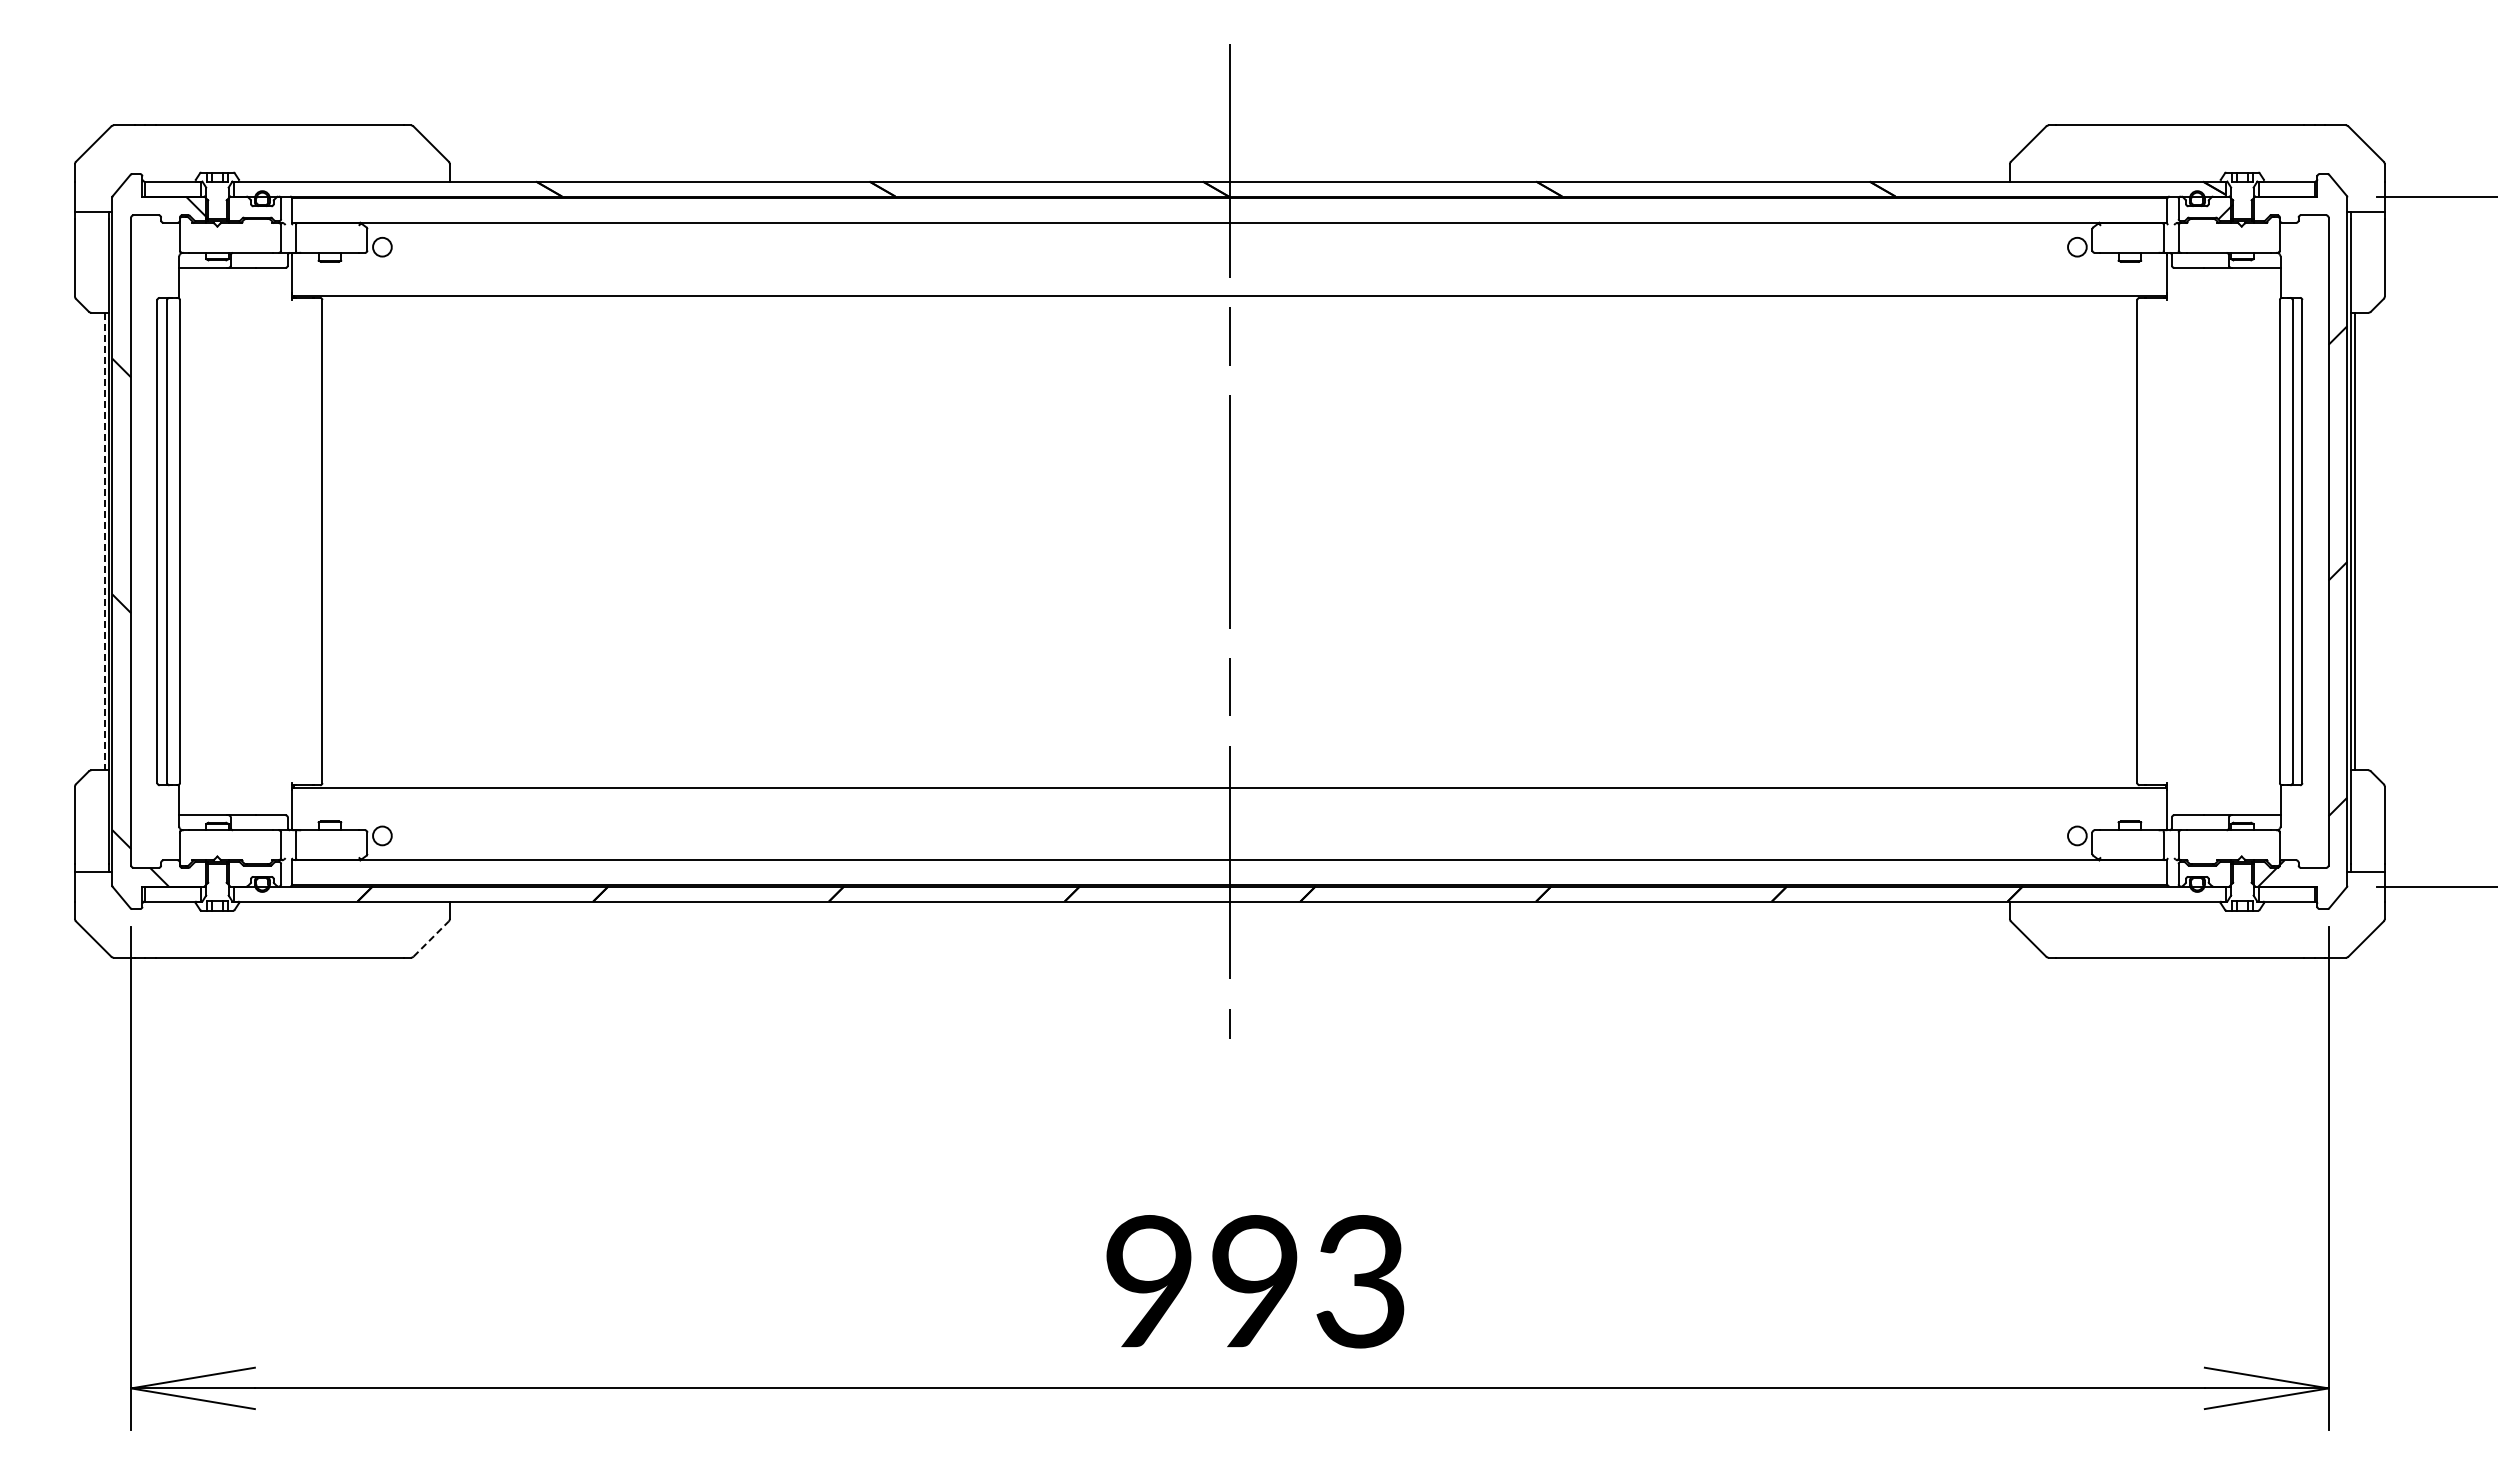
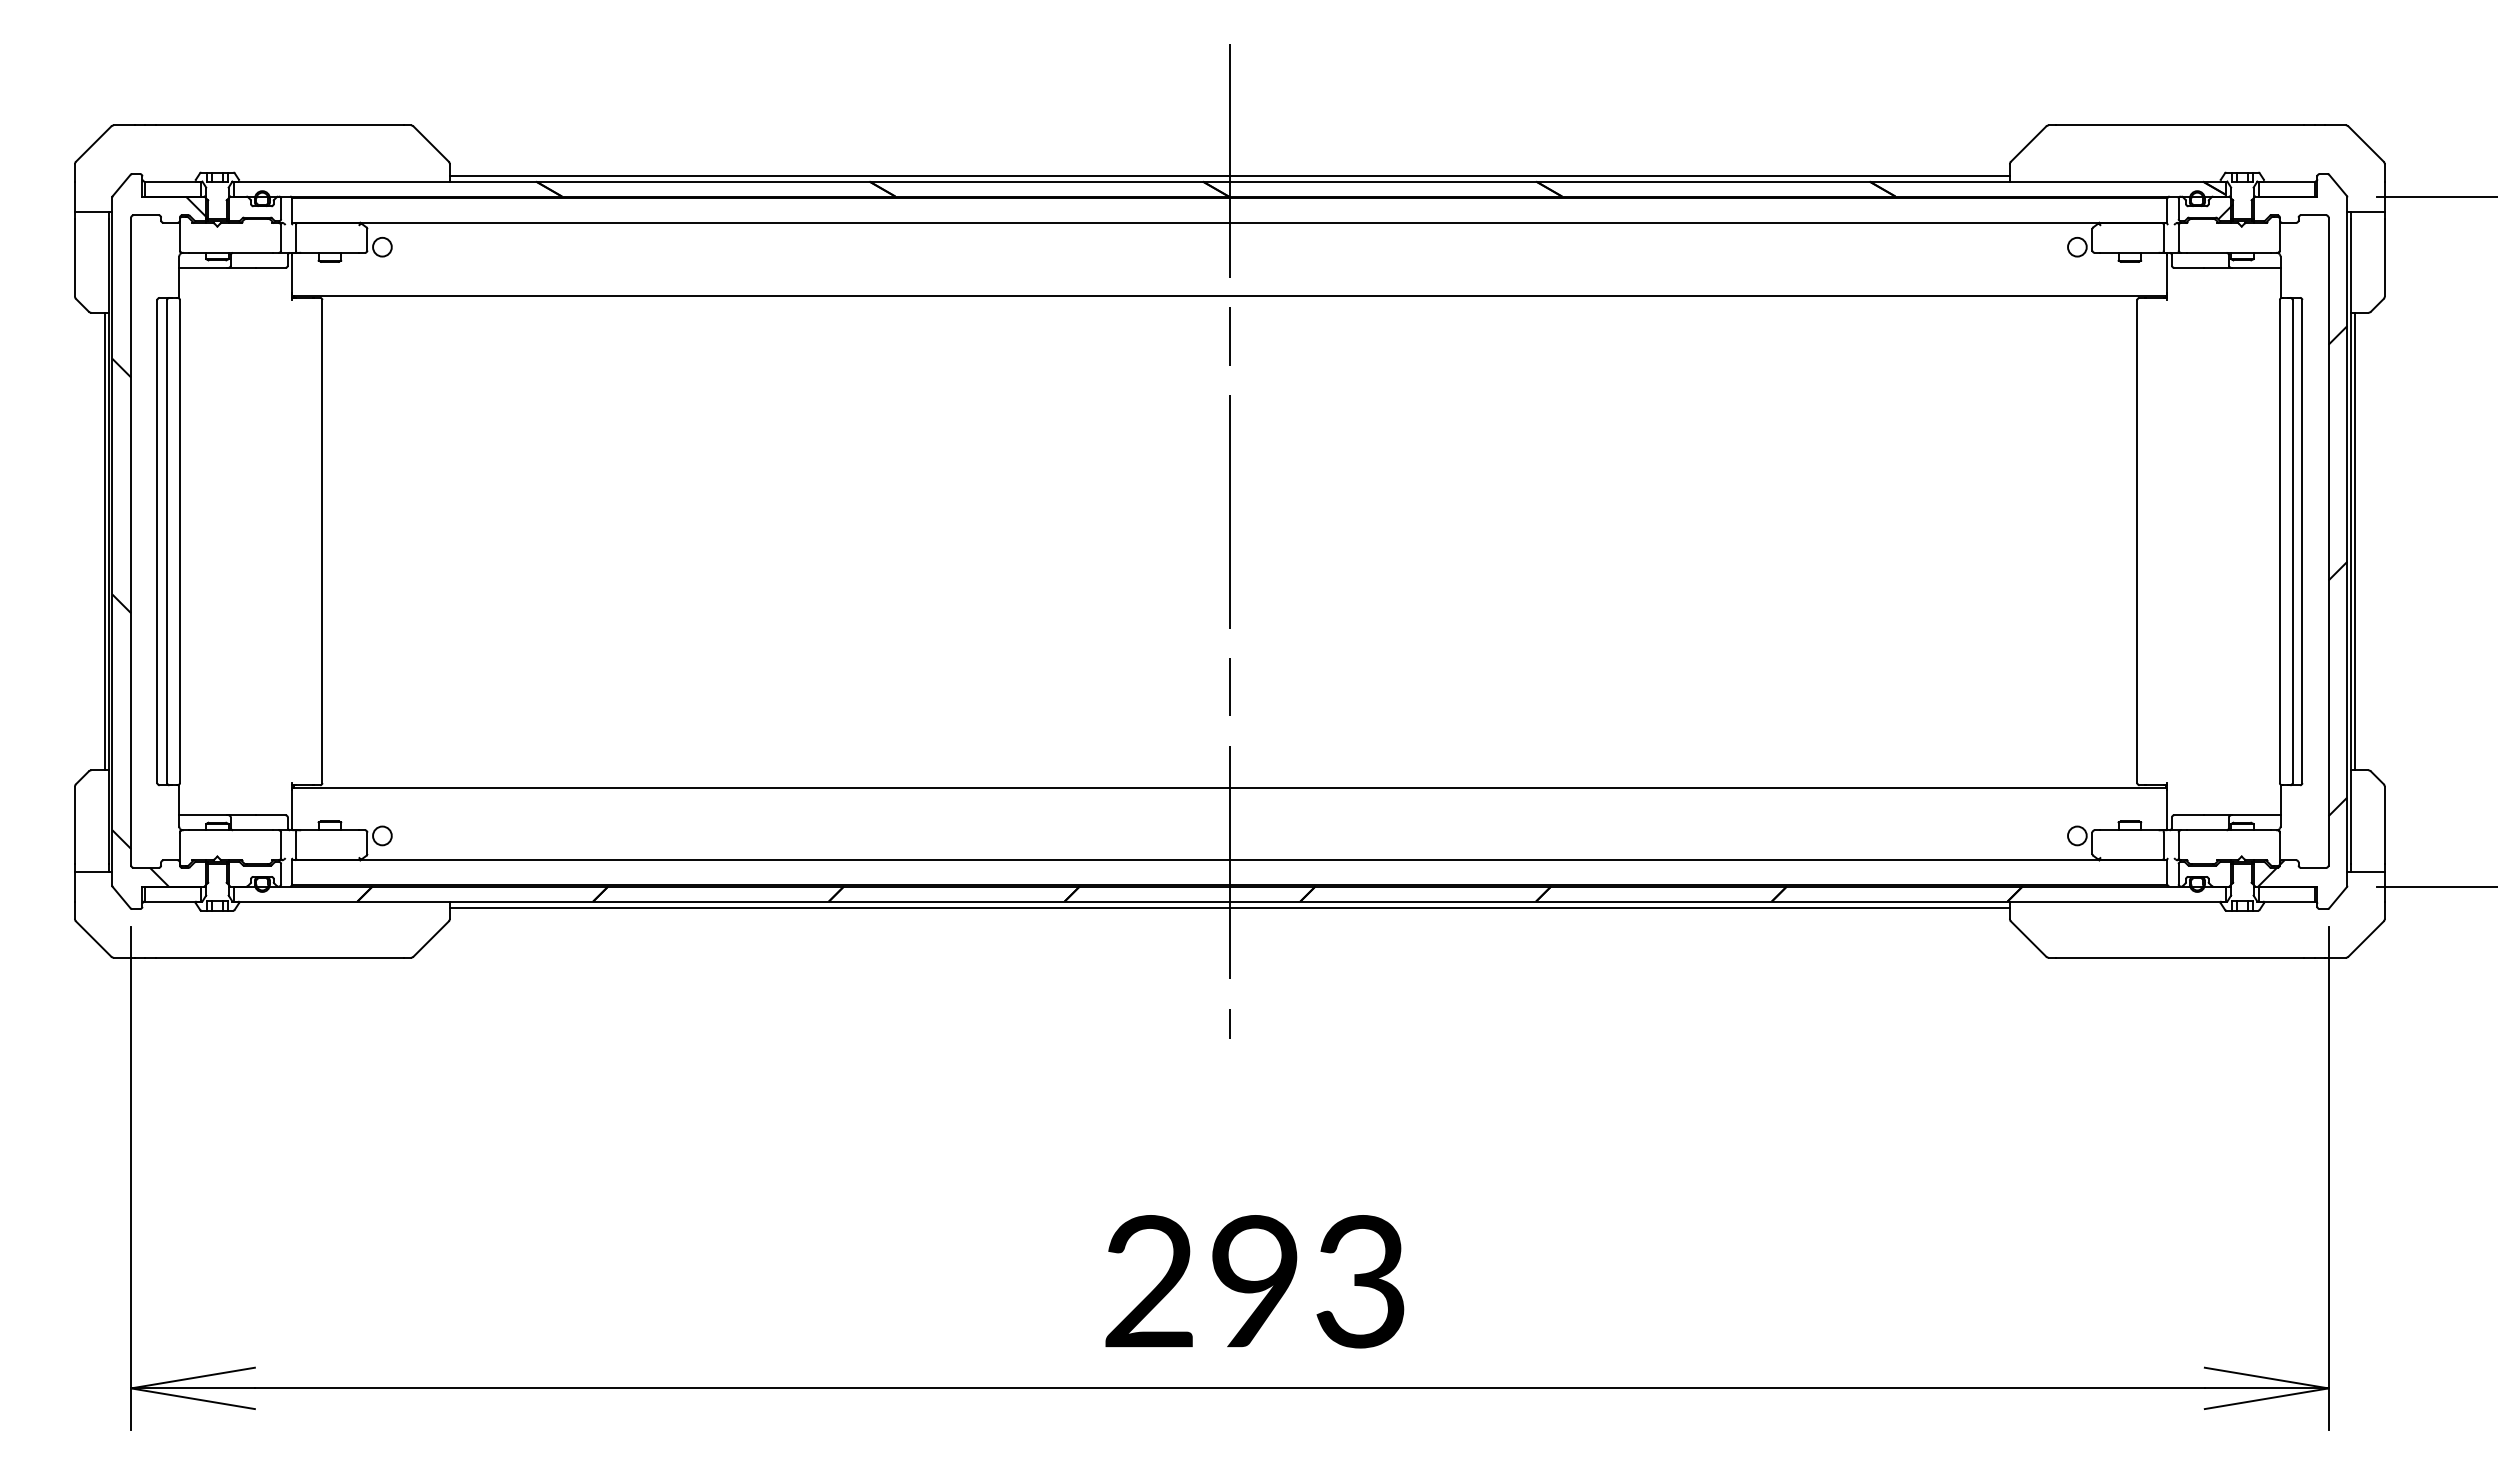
line: none -> present (1229, 175)
line: dashed -> solid (104, 541)
line: none -> present (1229, 907)
line: dashed -> solid (431, 939)
text: 993 -> 293 (1148, 1281)
